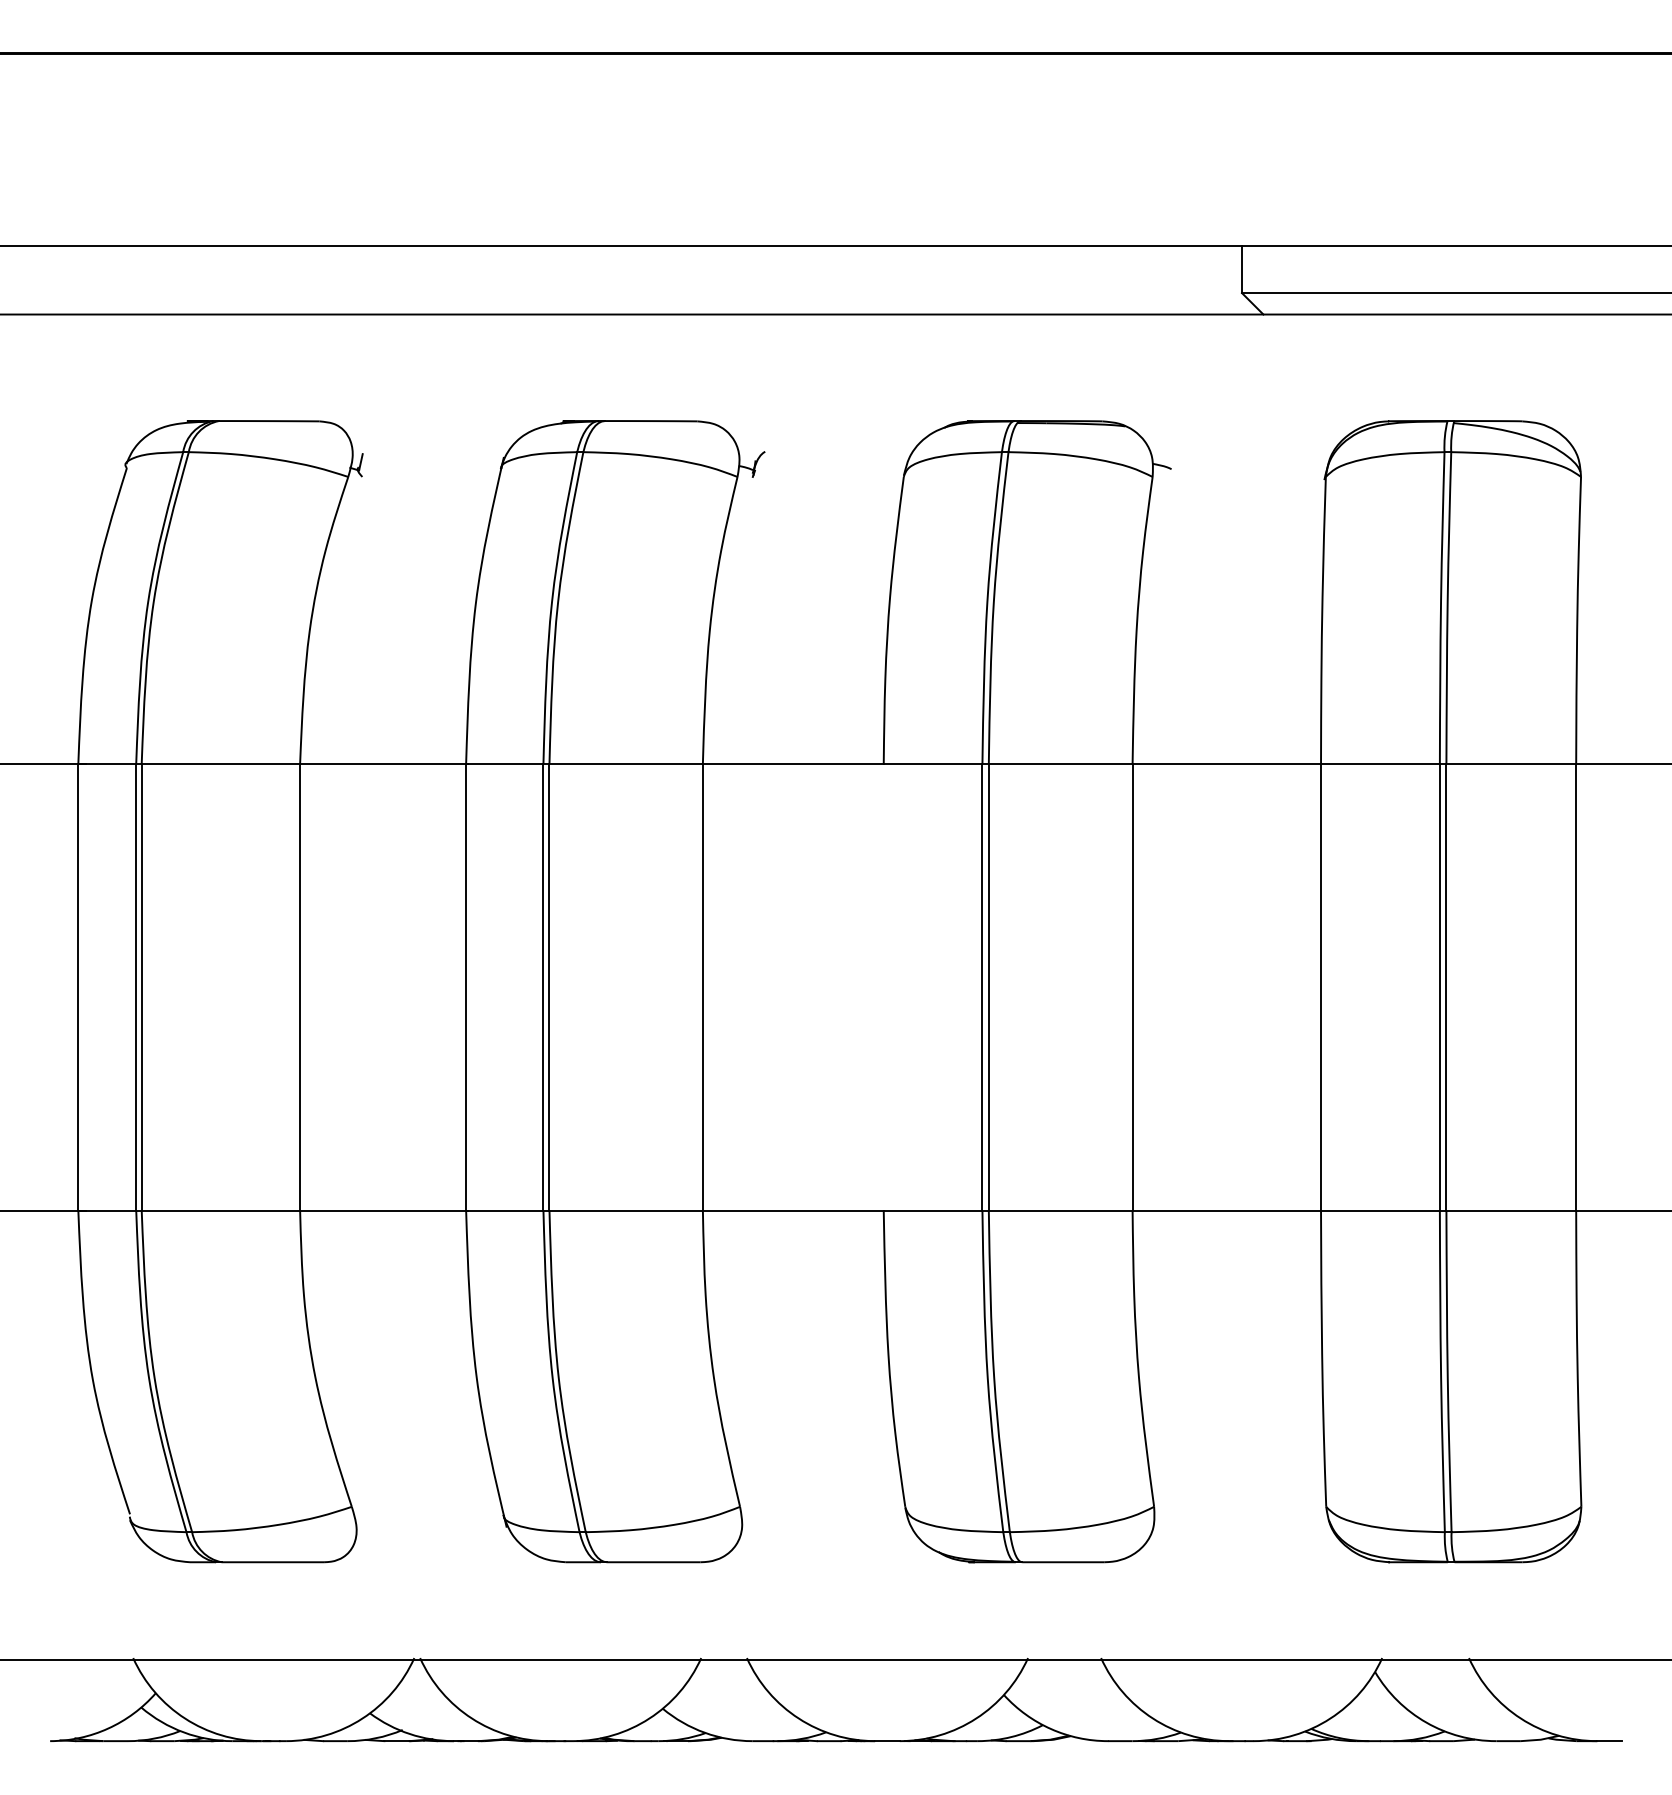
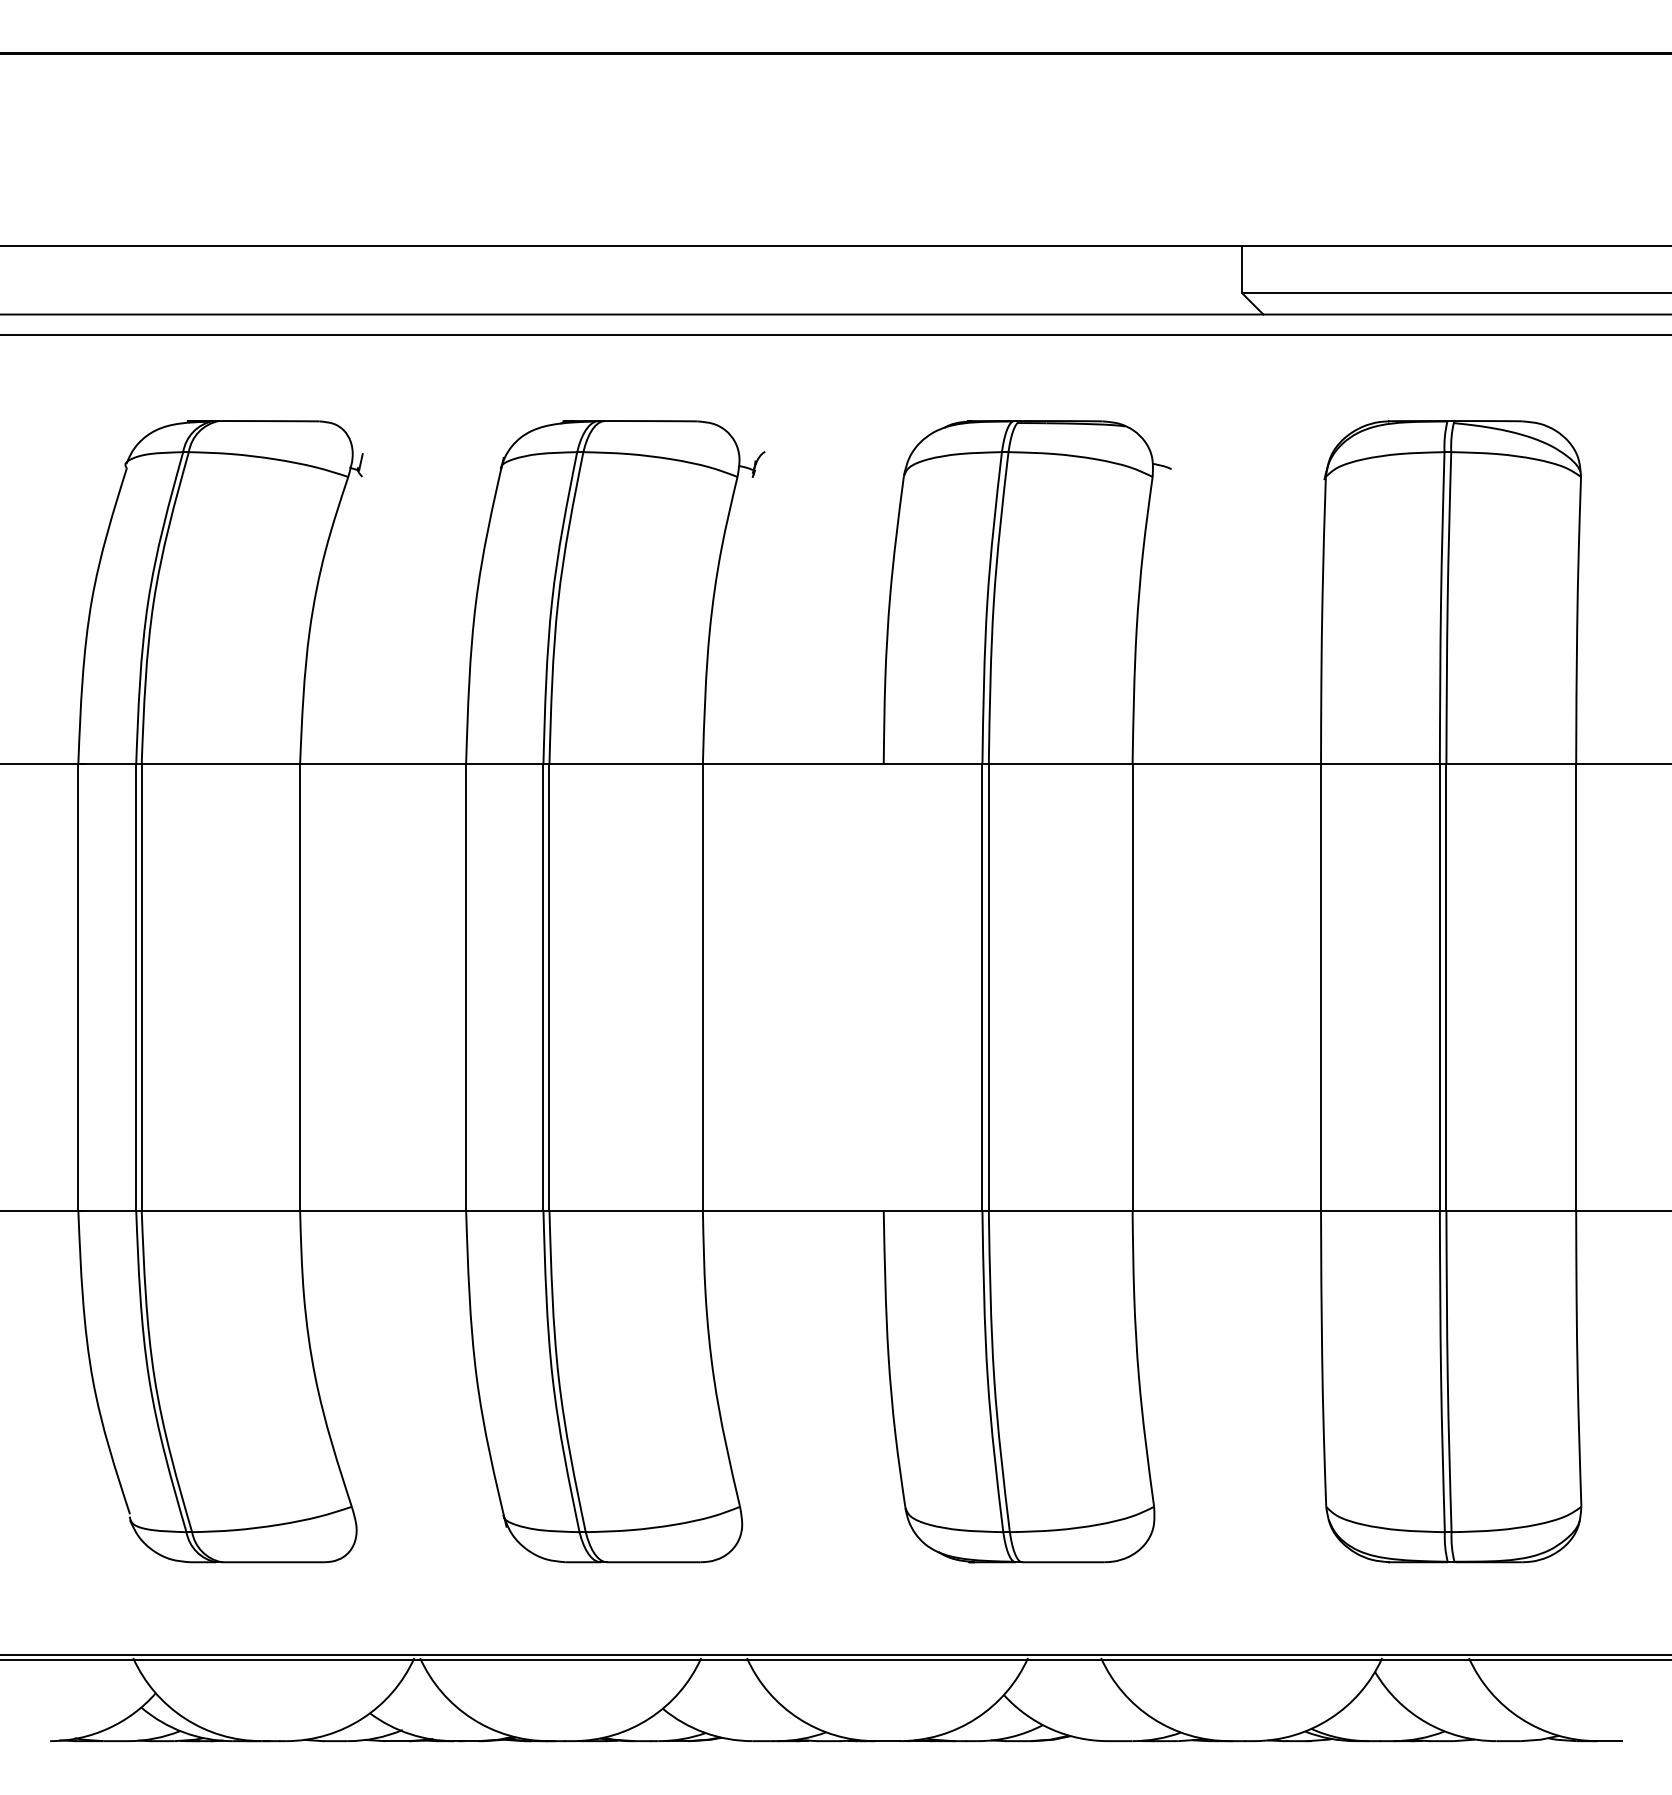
line: none -> present (835, 335)
line: none -> present (835, 1655)
